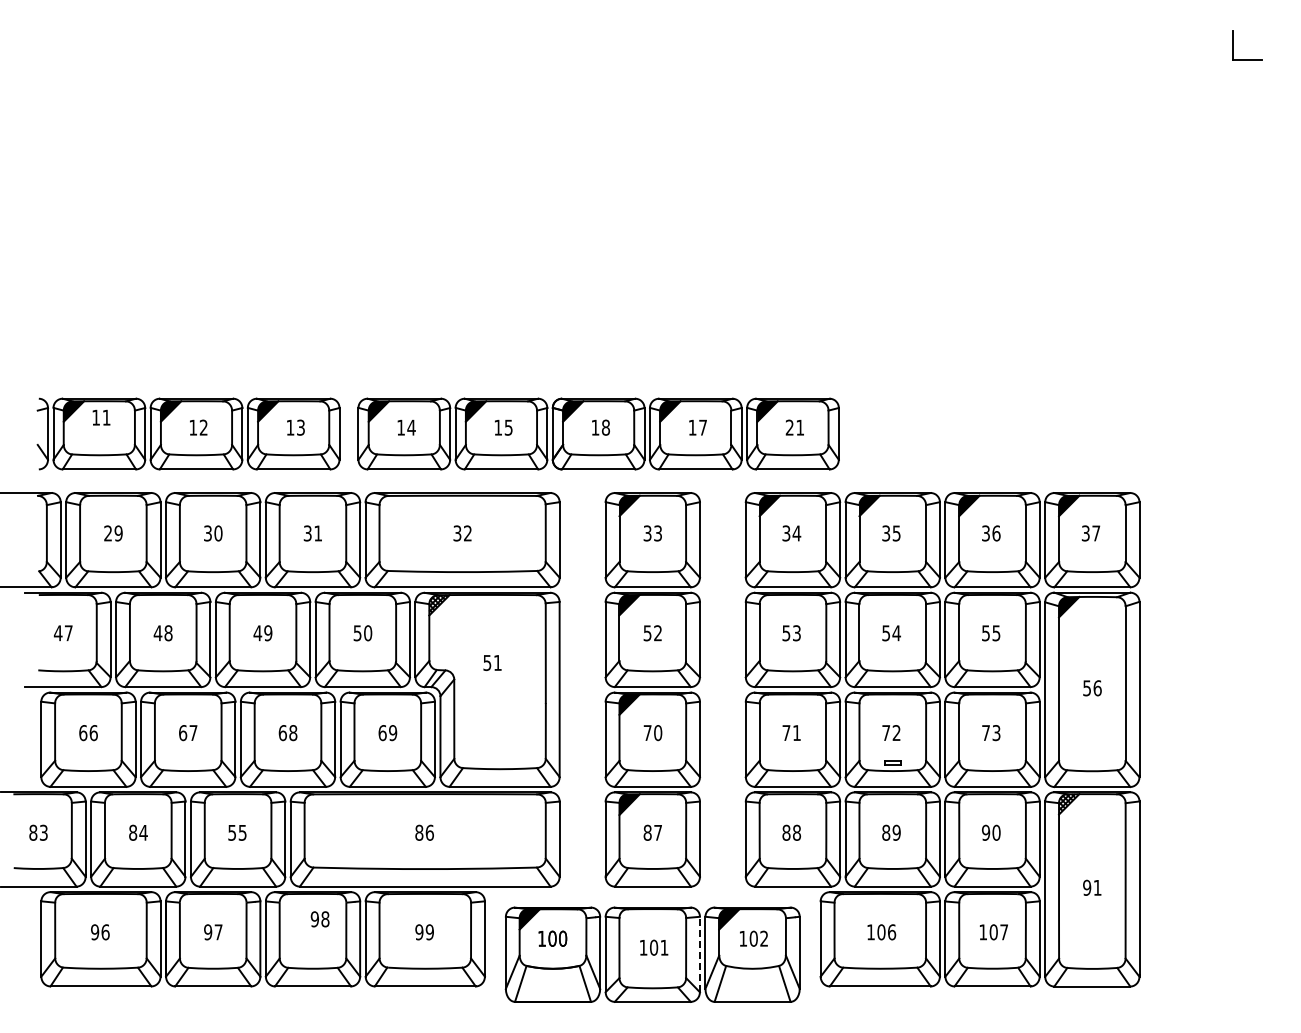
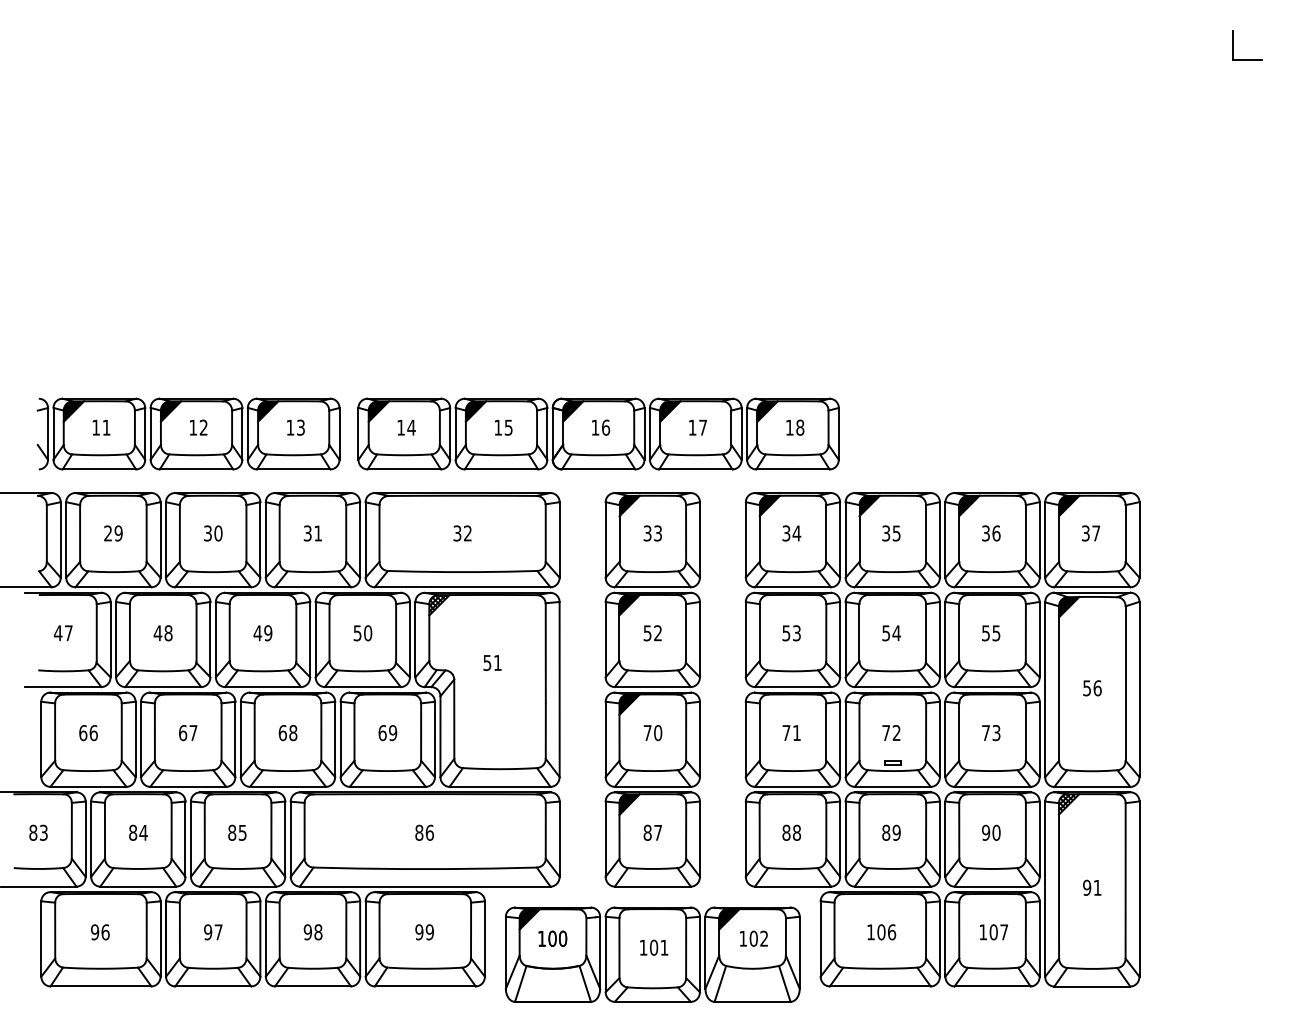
text position: (101, 417) -> (101, 427) (101, 427)
text: 18 -> 16 (605, 427)
text: 21 -> 18 (794, 427)
text: 55 -> 85 (232, 832)
text position: (319, 919) -> (312, 932) (312, 932)
line: dashed -> solid (699, 954)
